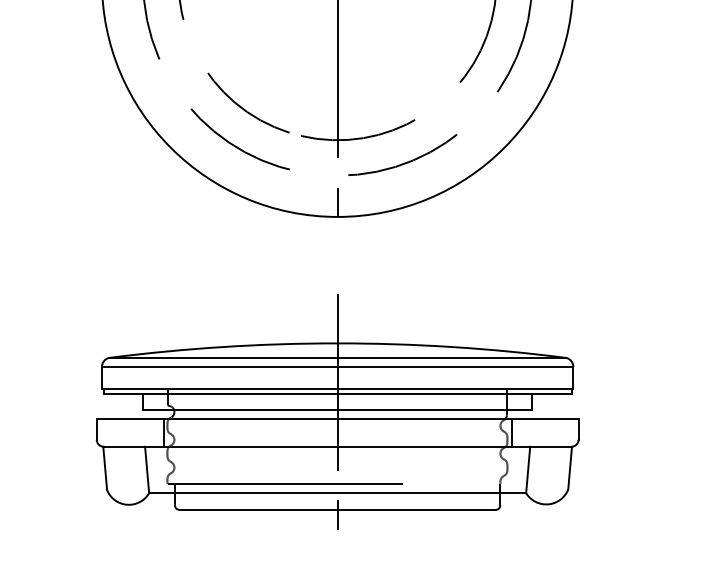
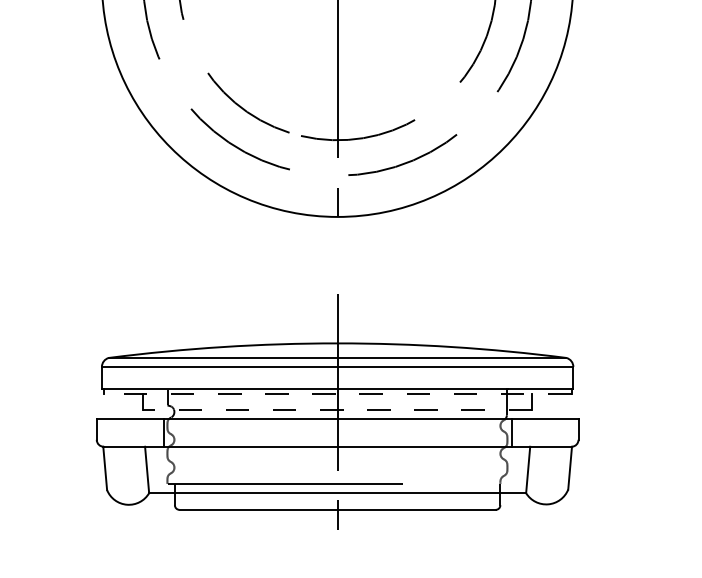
line: solid -> dashed (337, 393)
line: solid -> dashed (337, 409)
